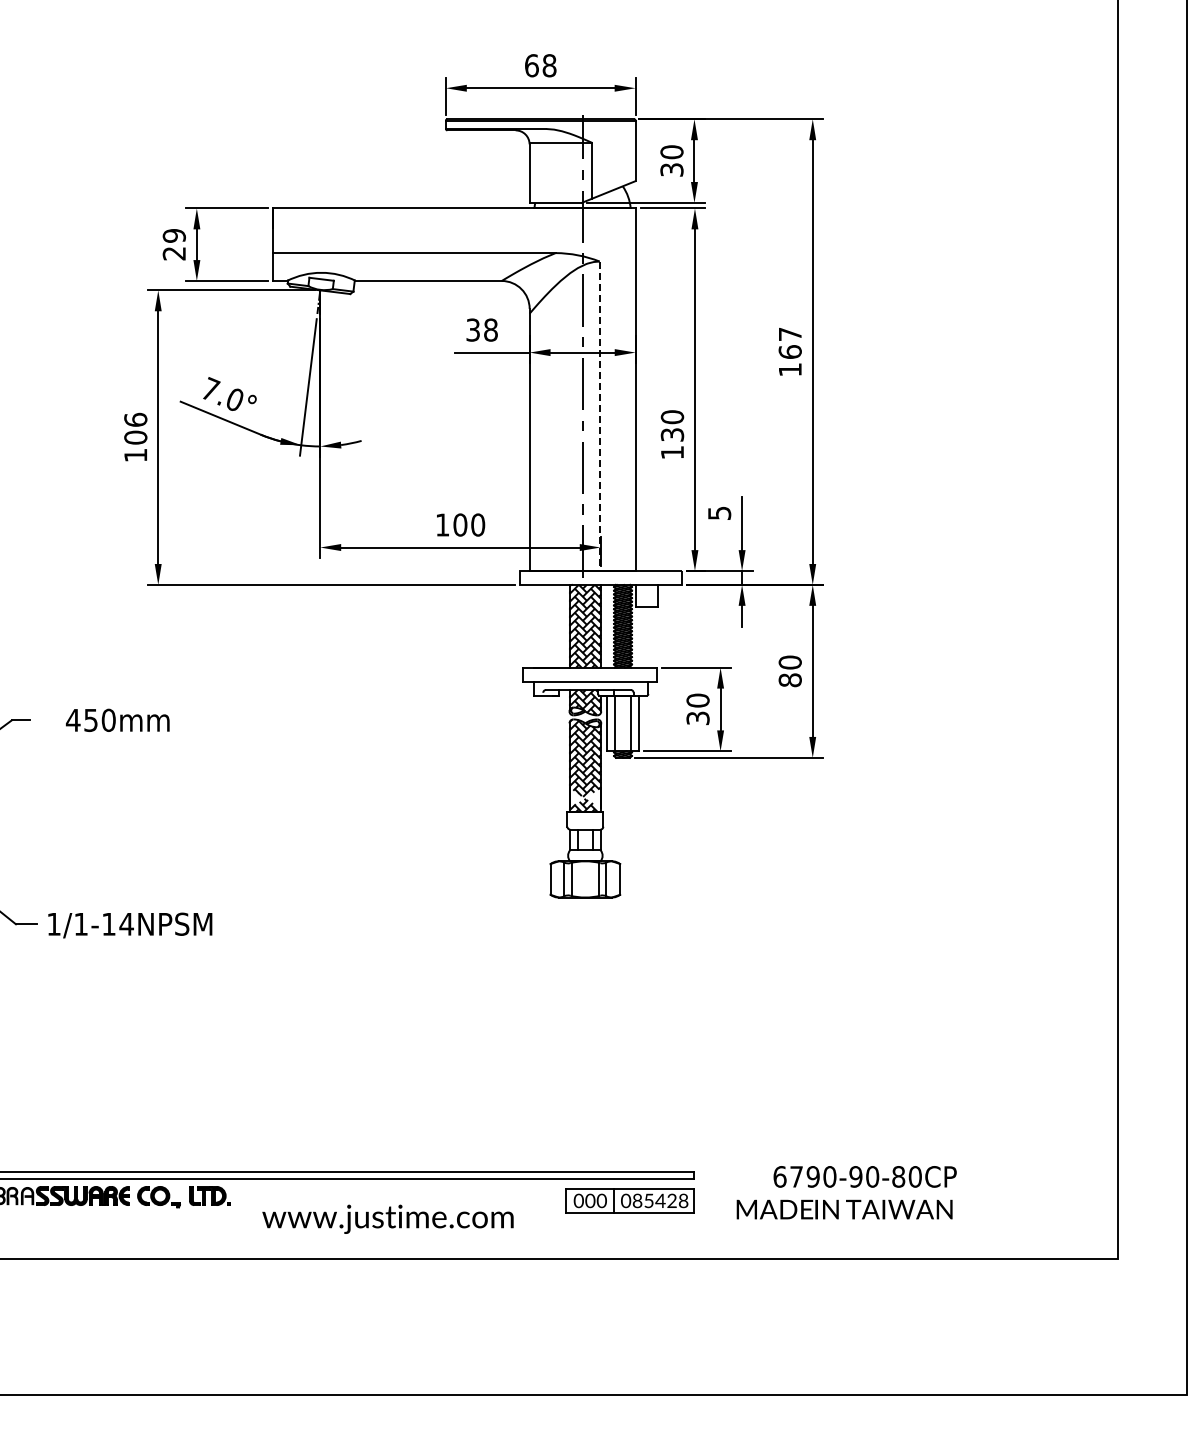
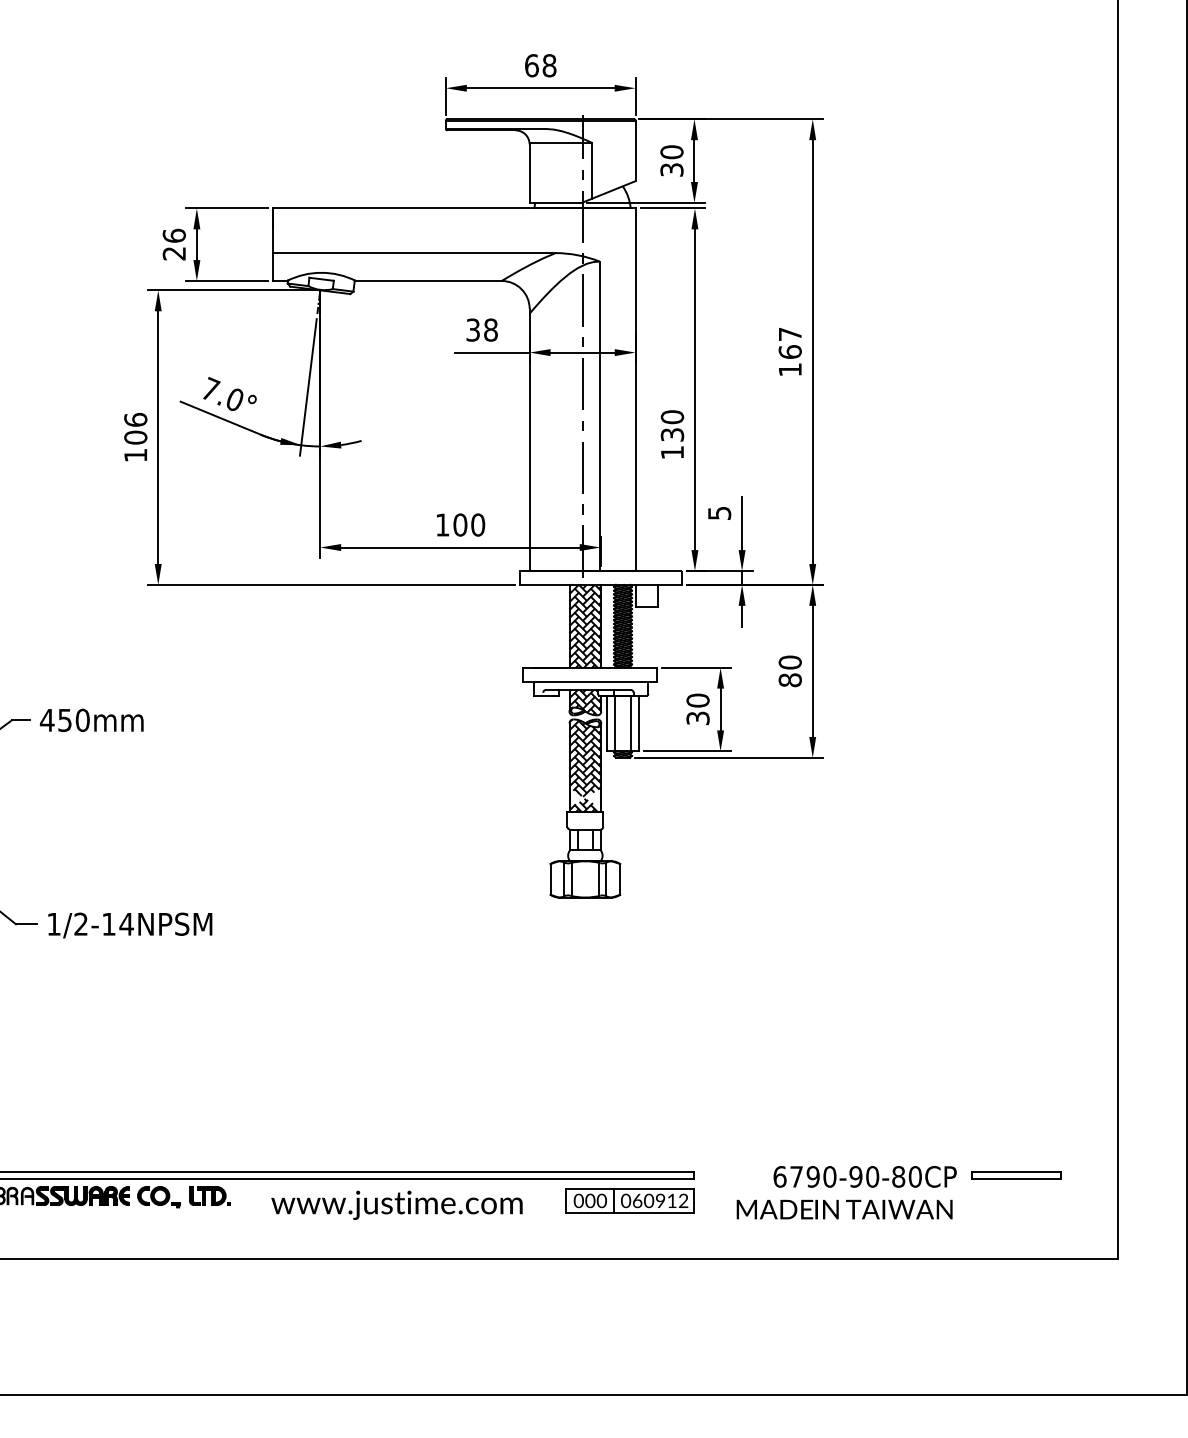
text: 29 -> 26 (173, 235)
line: dashed -> solid (599, 416)
text position: (117, 719) -> (91, 719) (91, 719)
text: 1/1-14NPSM -> 1/2-14NPSM (80, 923)
part: none -> present (1016, 1175)
text: 085428 -> 060912 (660, 1200)
text position: (387, 1218) -> (396, 1204) (396, 1204)
